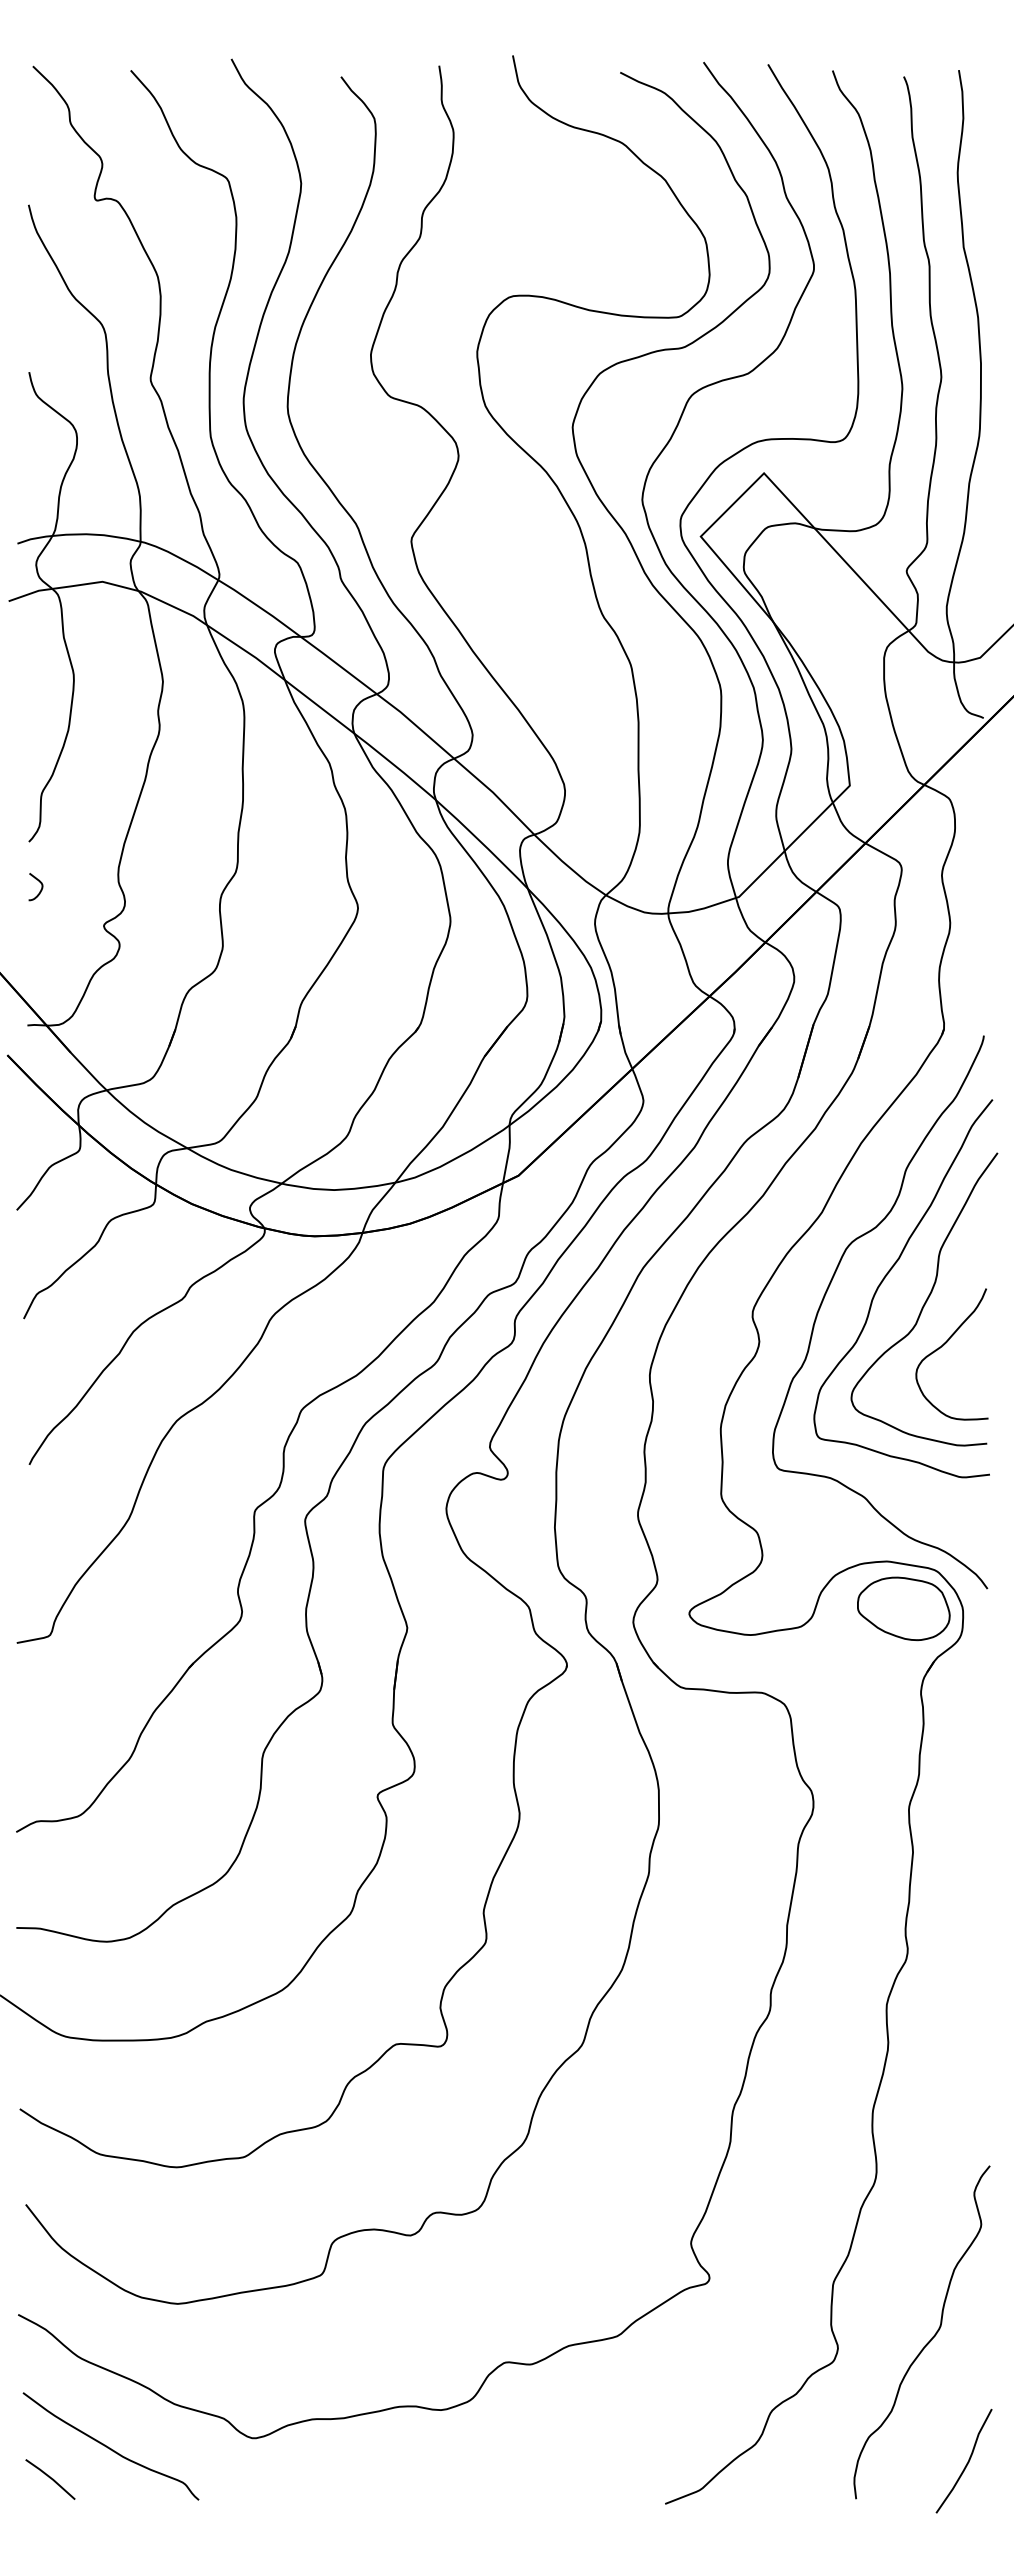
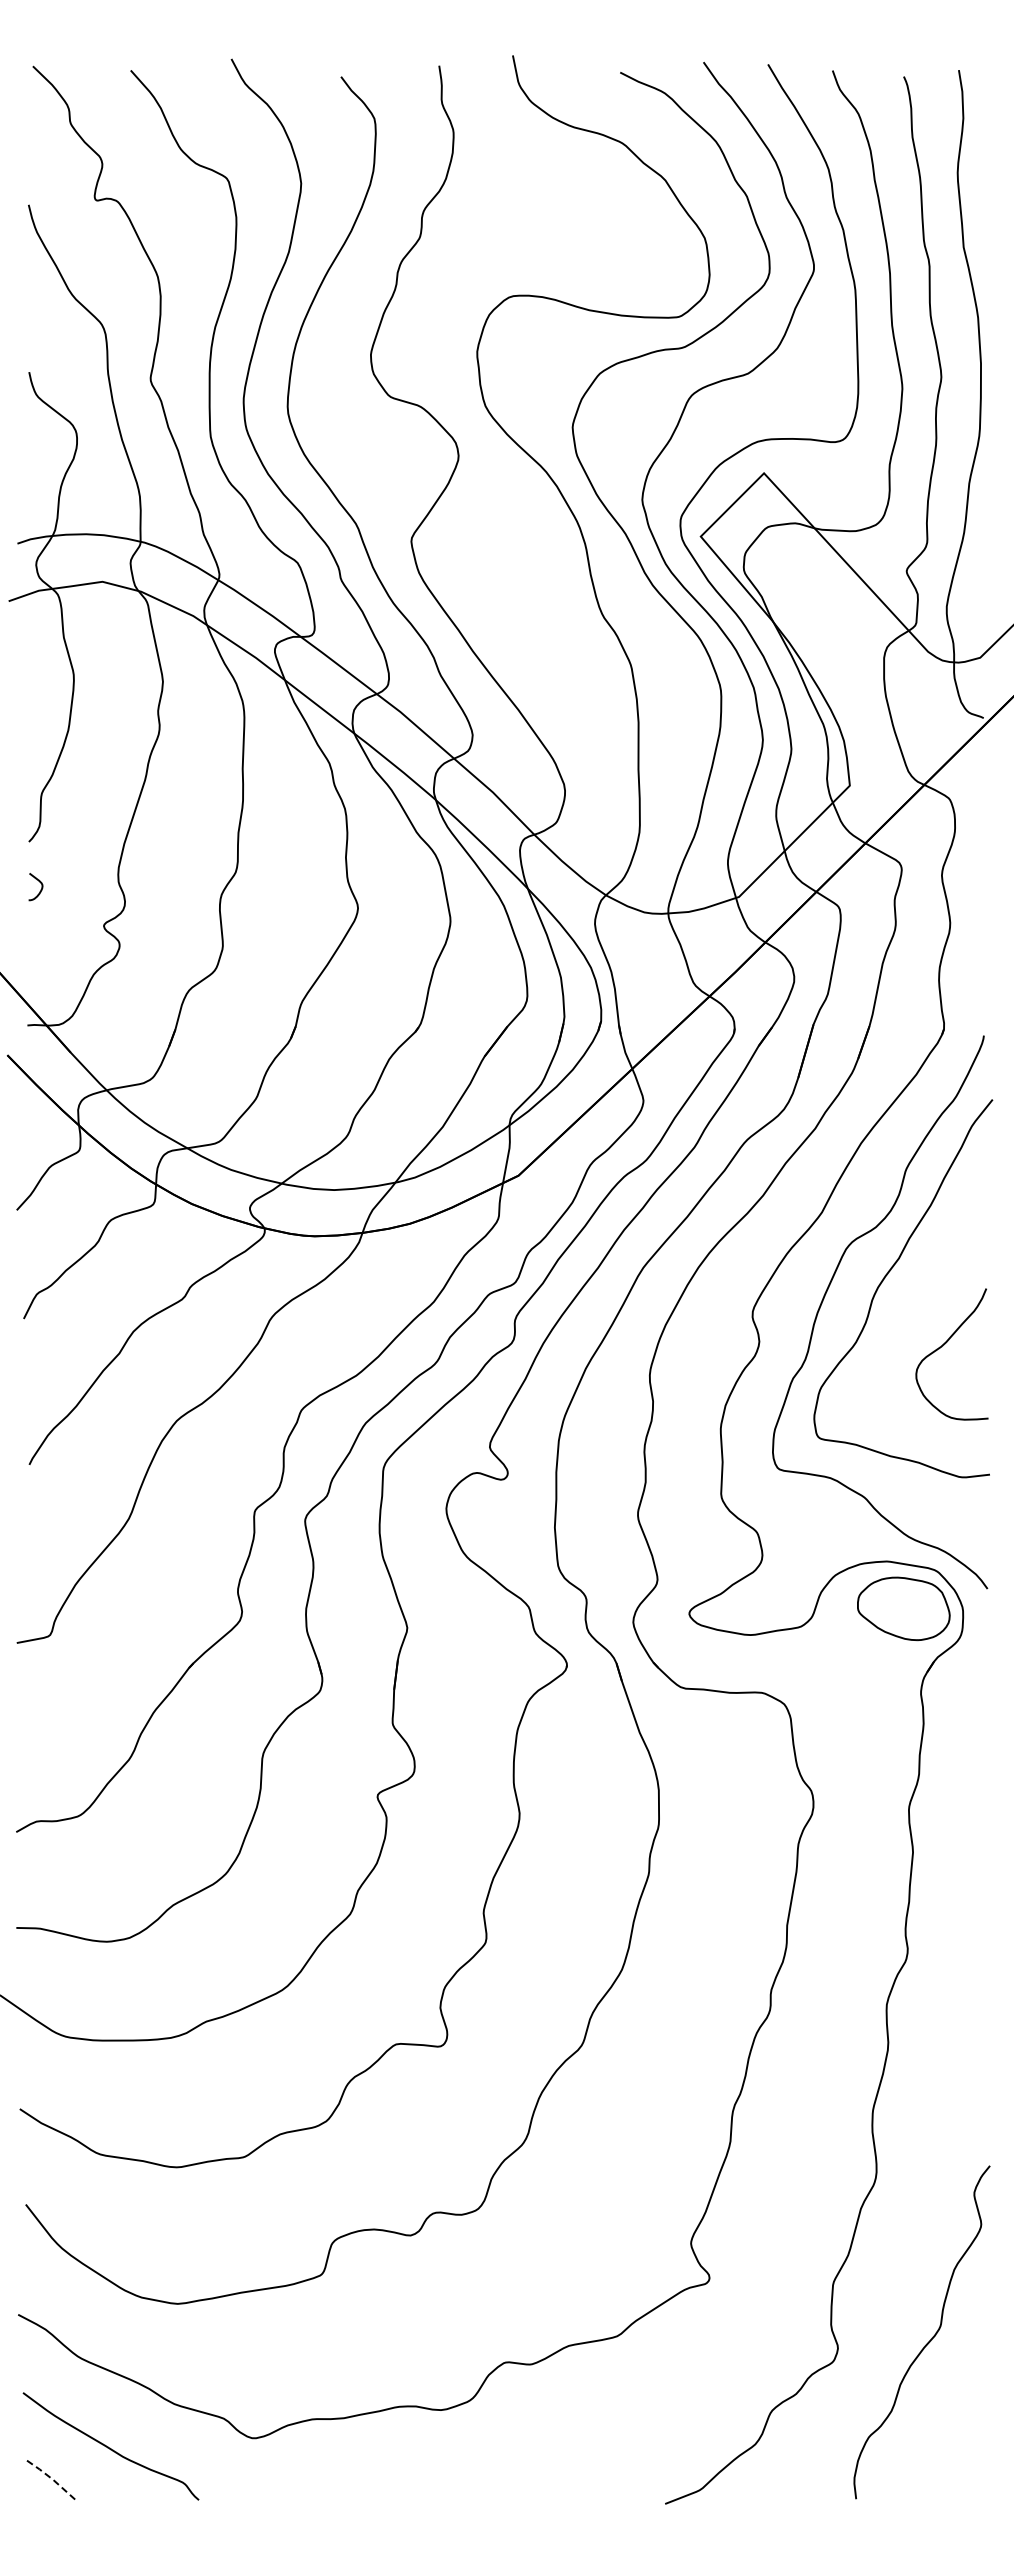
curve: present -> none (925, 1300)
curve: present -> none (967, 2461)
line: solid -> dashed (50, 2478)
